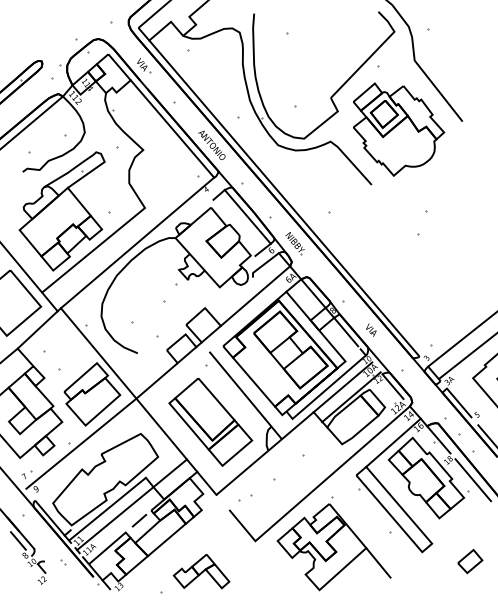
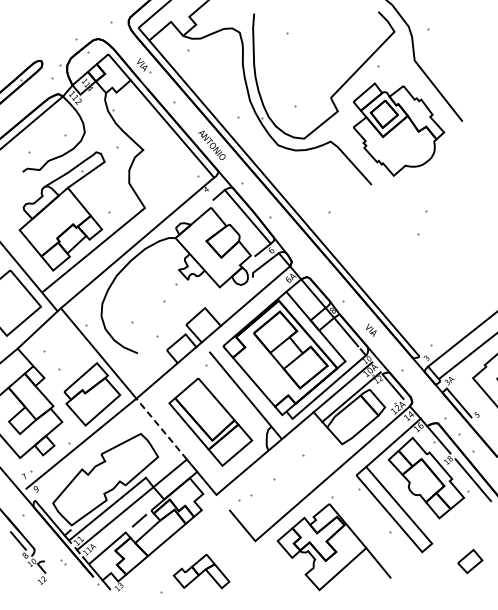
part: present -> none (294, 243)
line: solid -> dashed (161, 429)
line: present -> none (486, 434)
